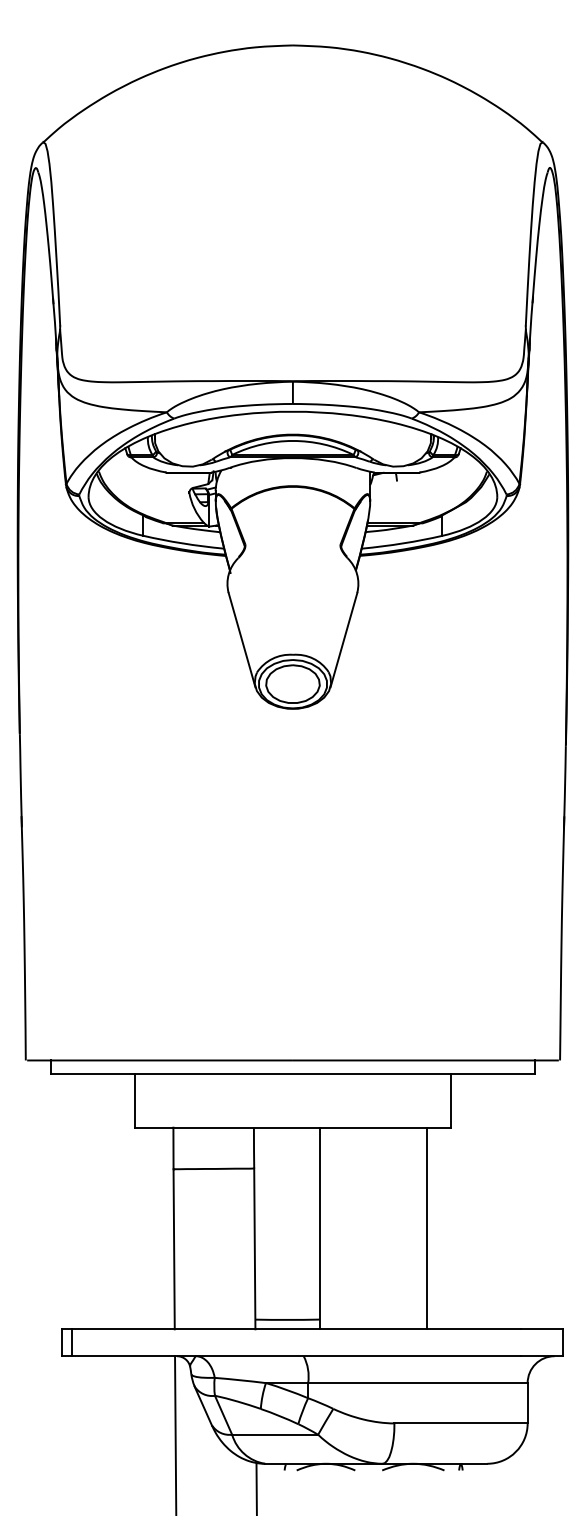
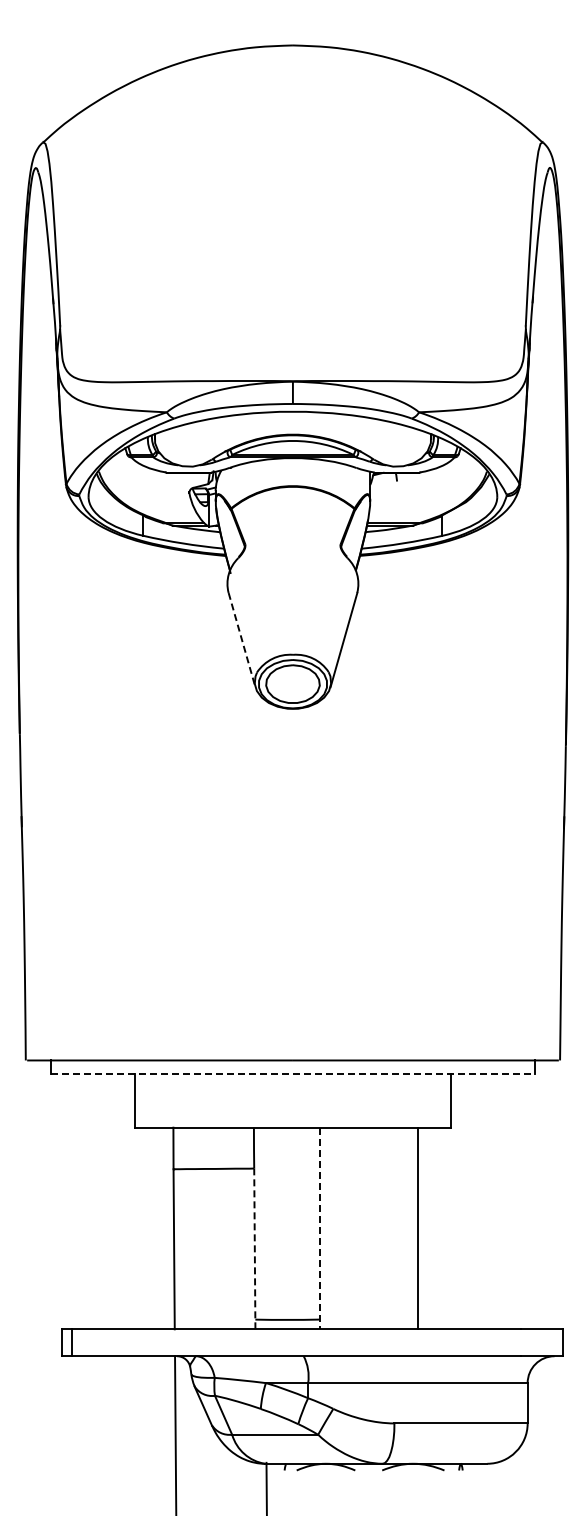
line: solid -> dashed (242, 640)
line: solid -> dashed (292, 1073)
line: solid -> dashed (319, 1228)
line position: (427, 1228) -> (418, 1228) (418, 1228)
line: solid -> dashed (254, 1248)
line position: (256, 1487) -> (266, 1487) (266, 1487)
